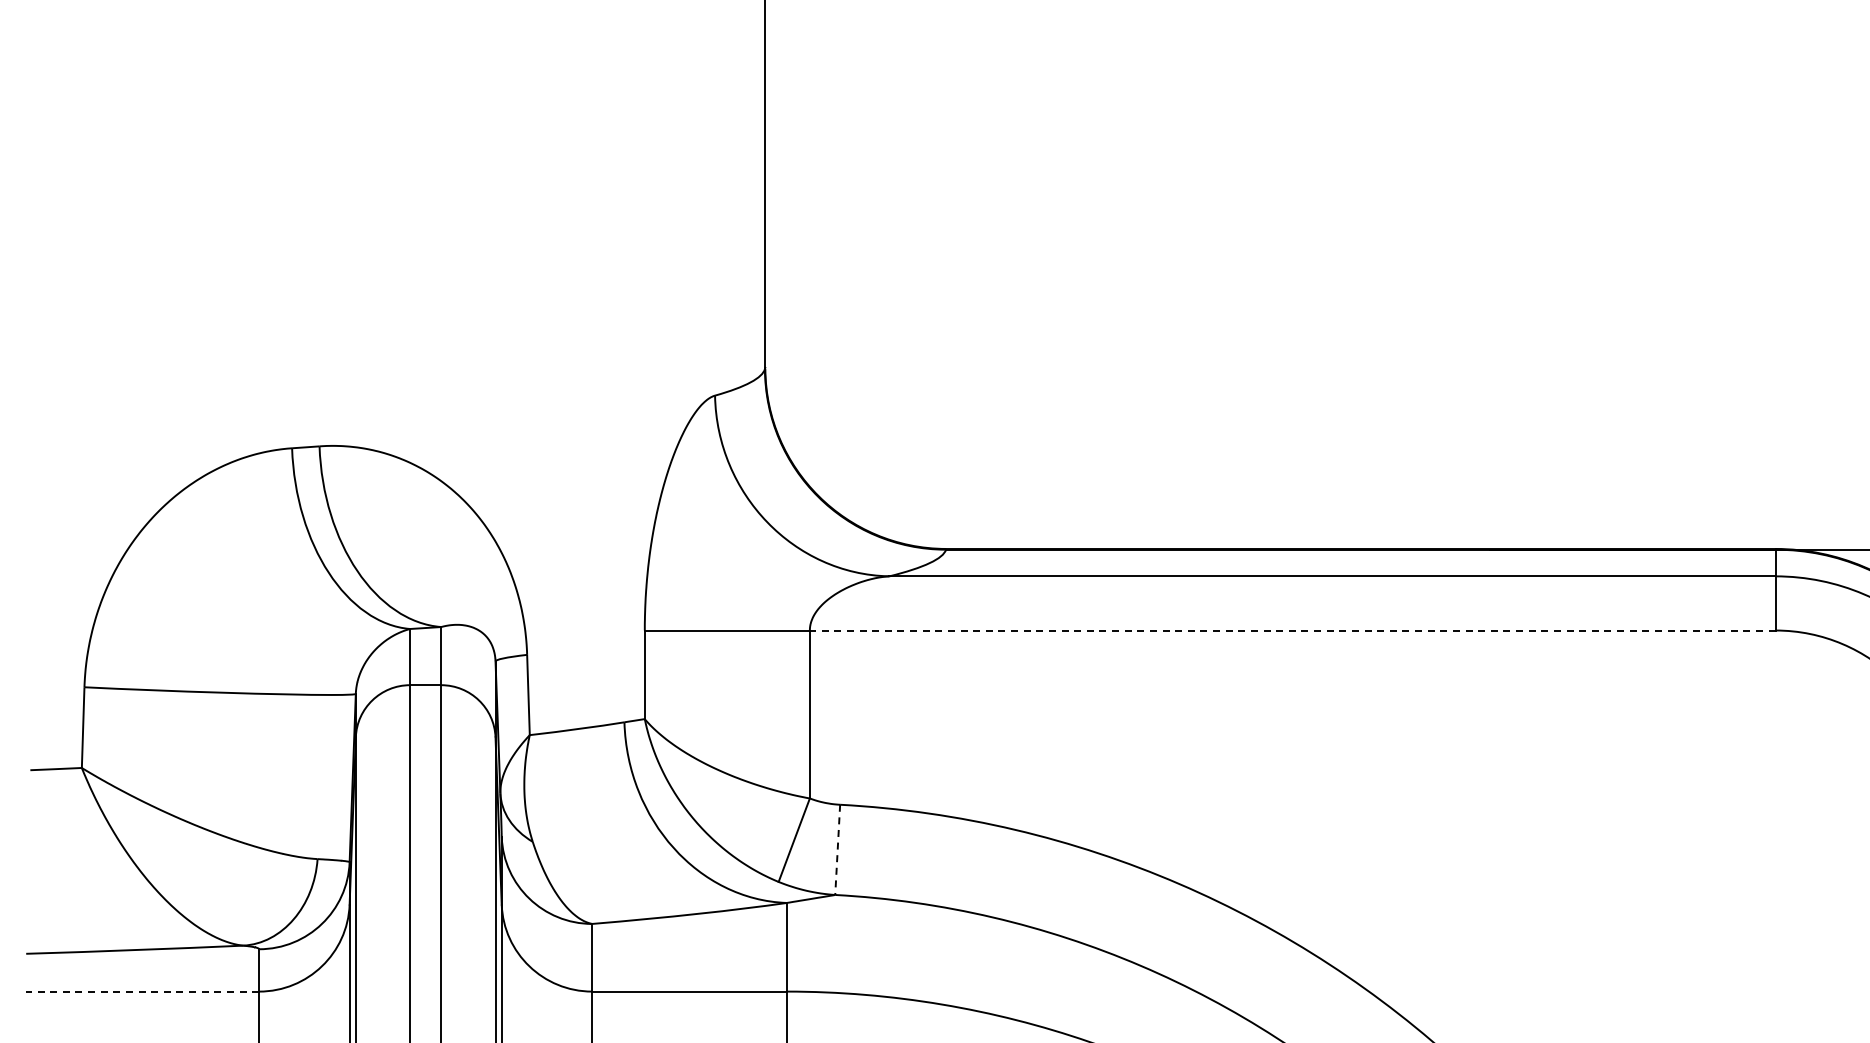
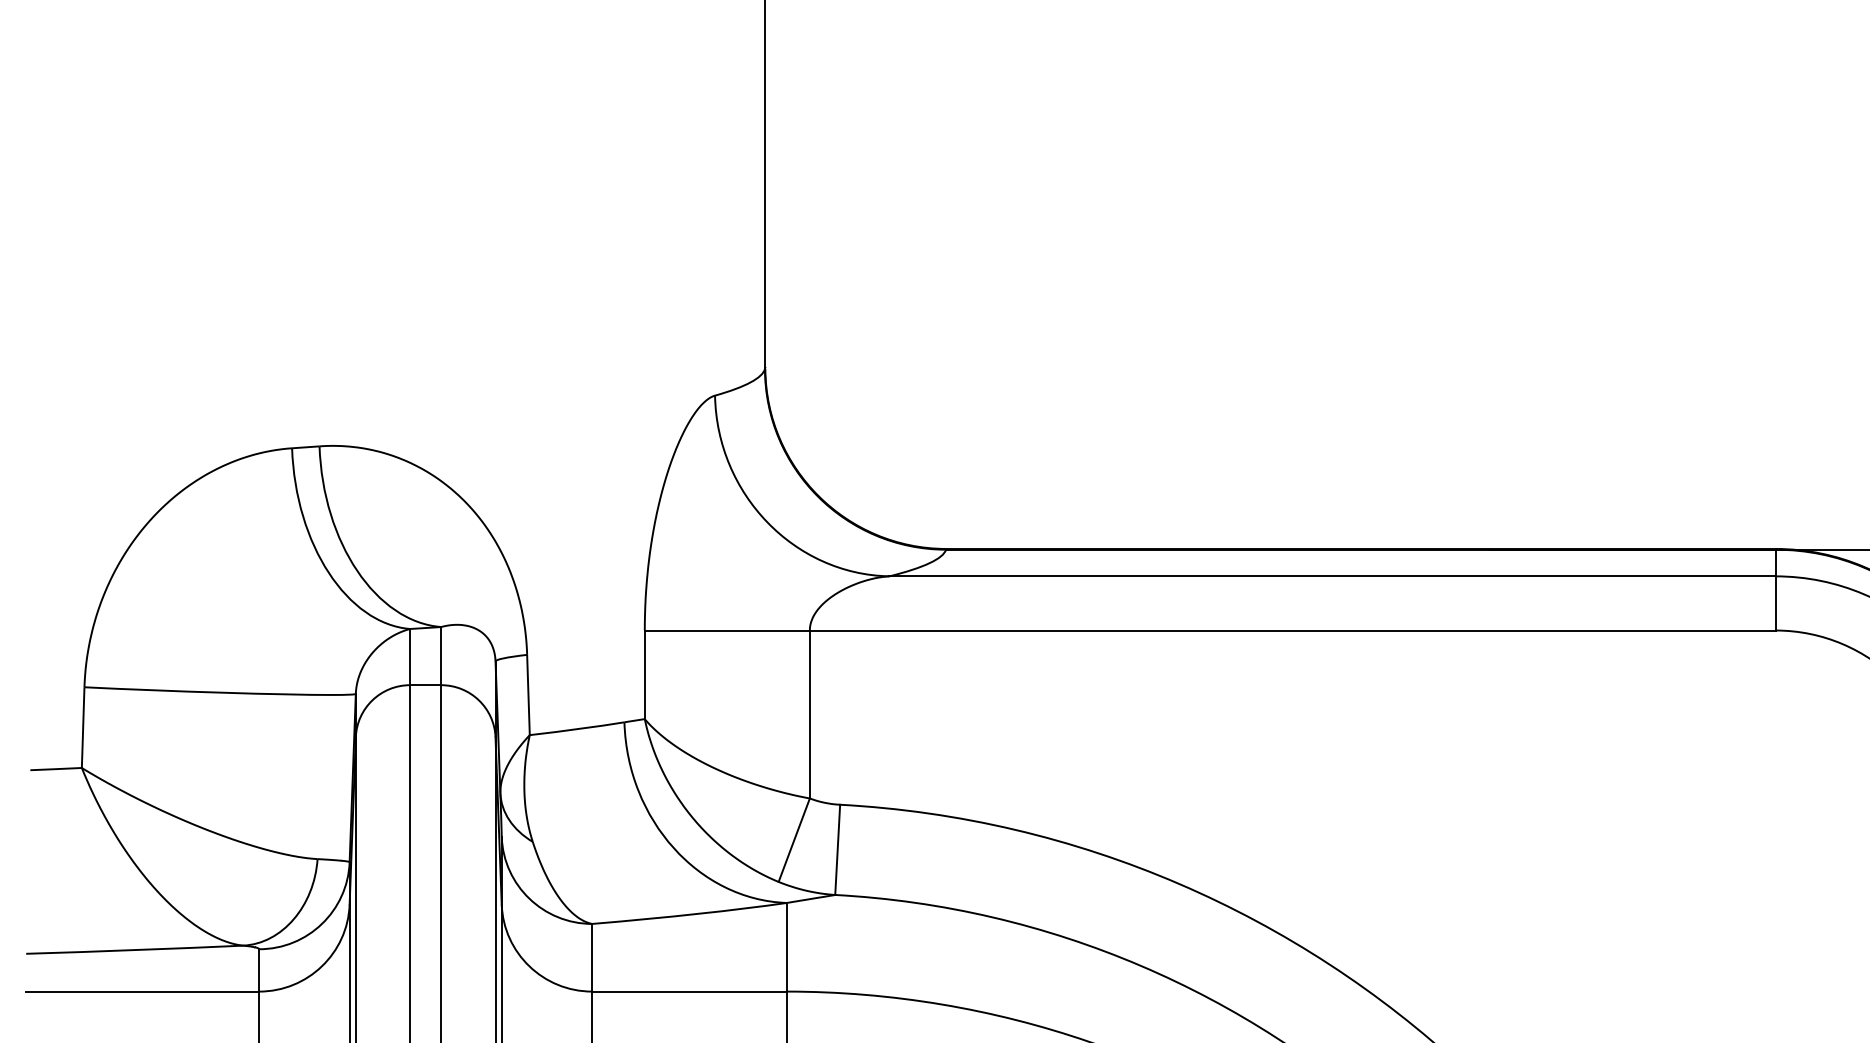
line: dashed -> solid (1292, 630)
line: dashed -> solid (837, 850)
line: dashed -> solid (142, 991)
